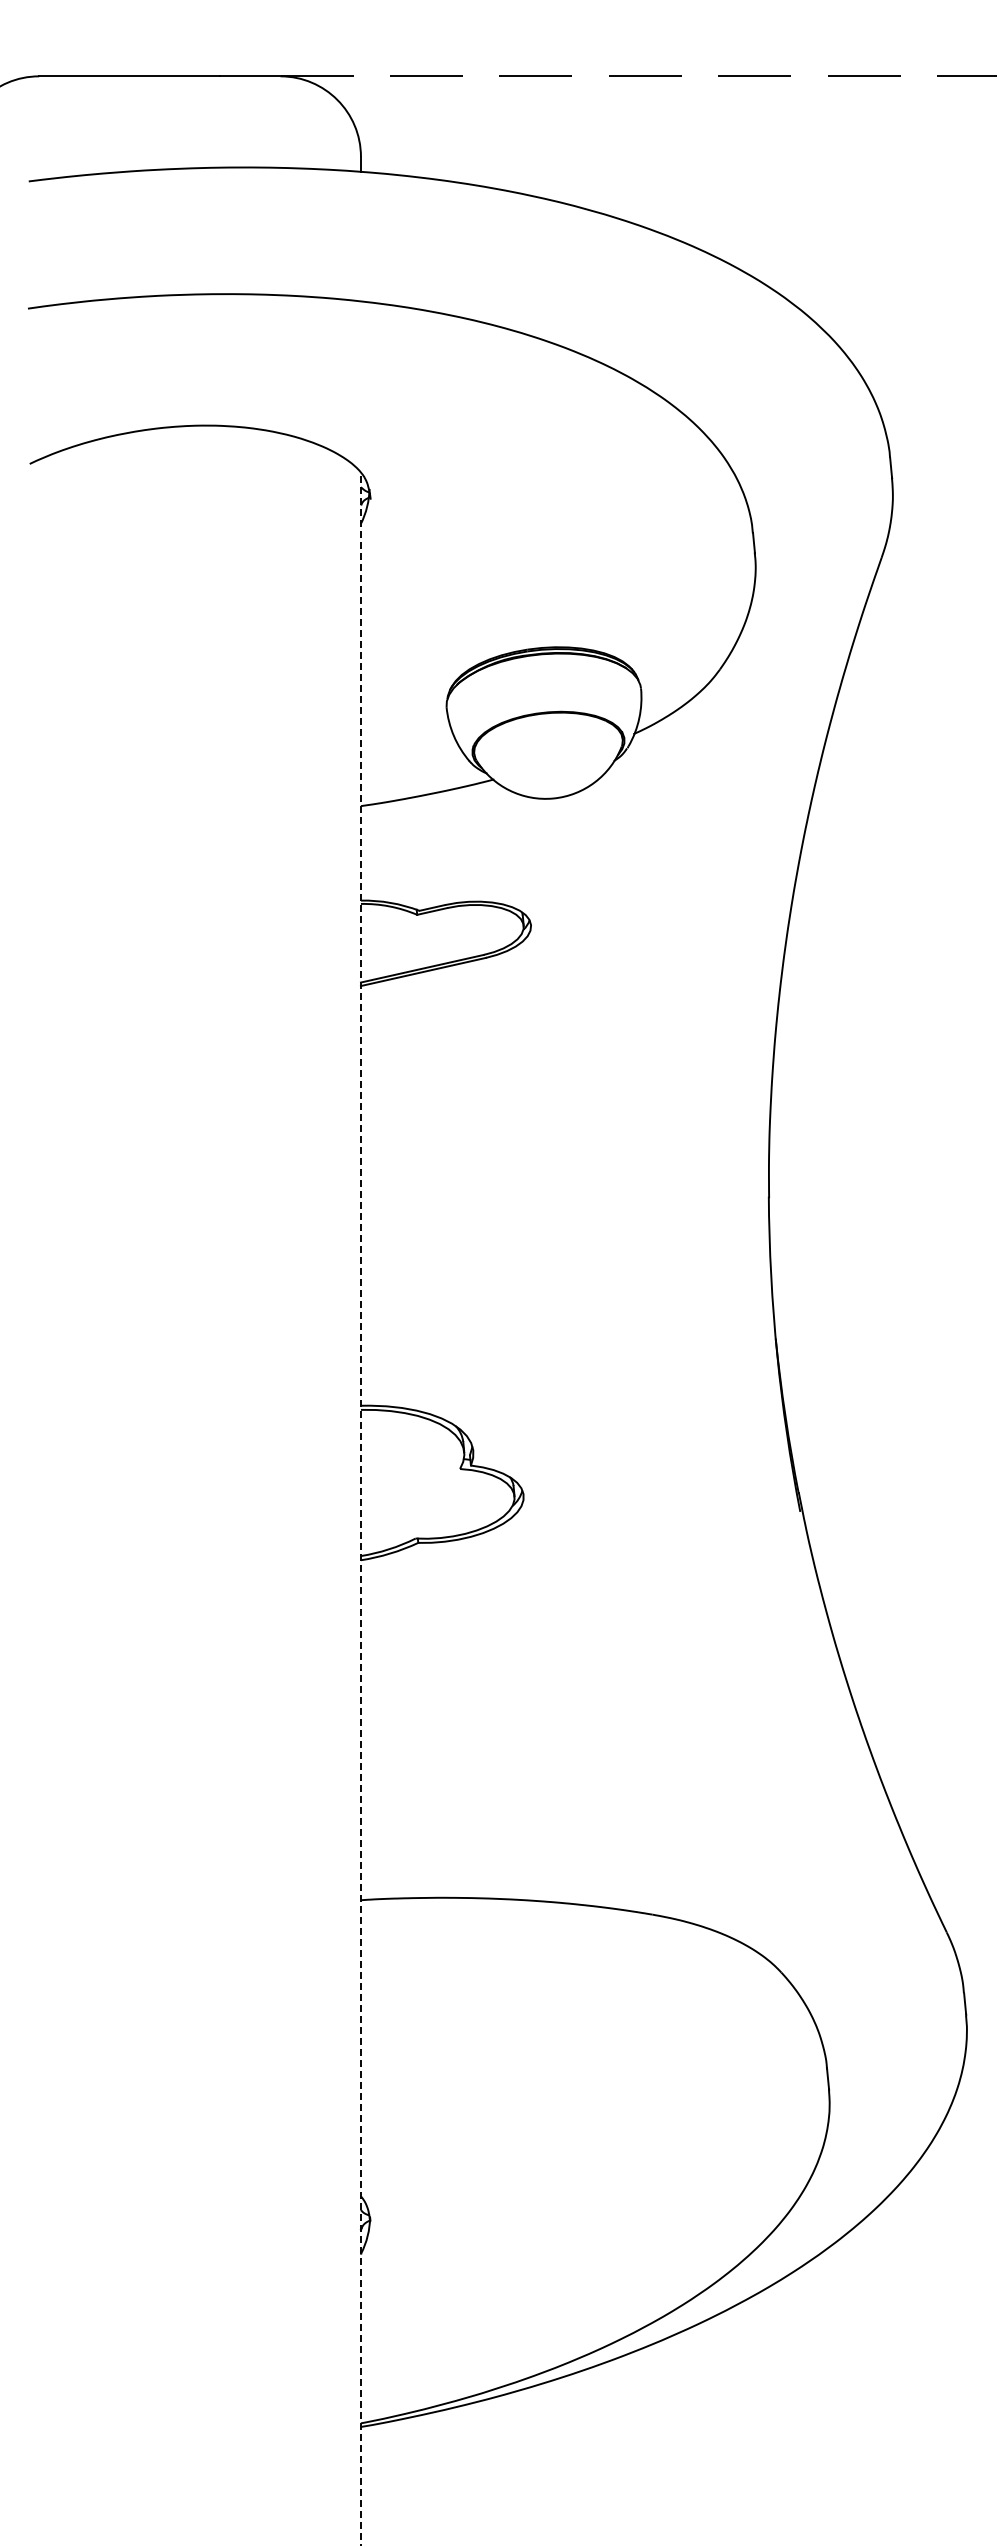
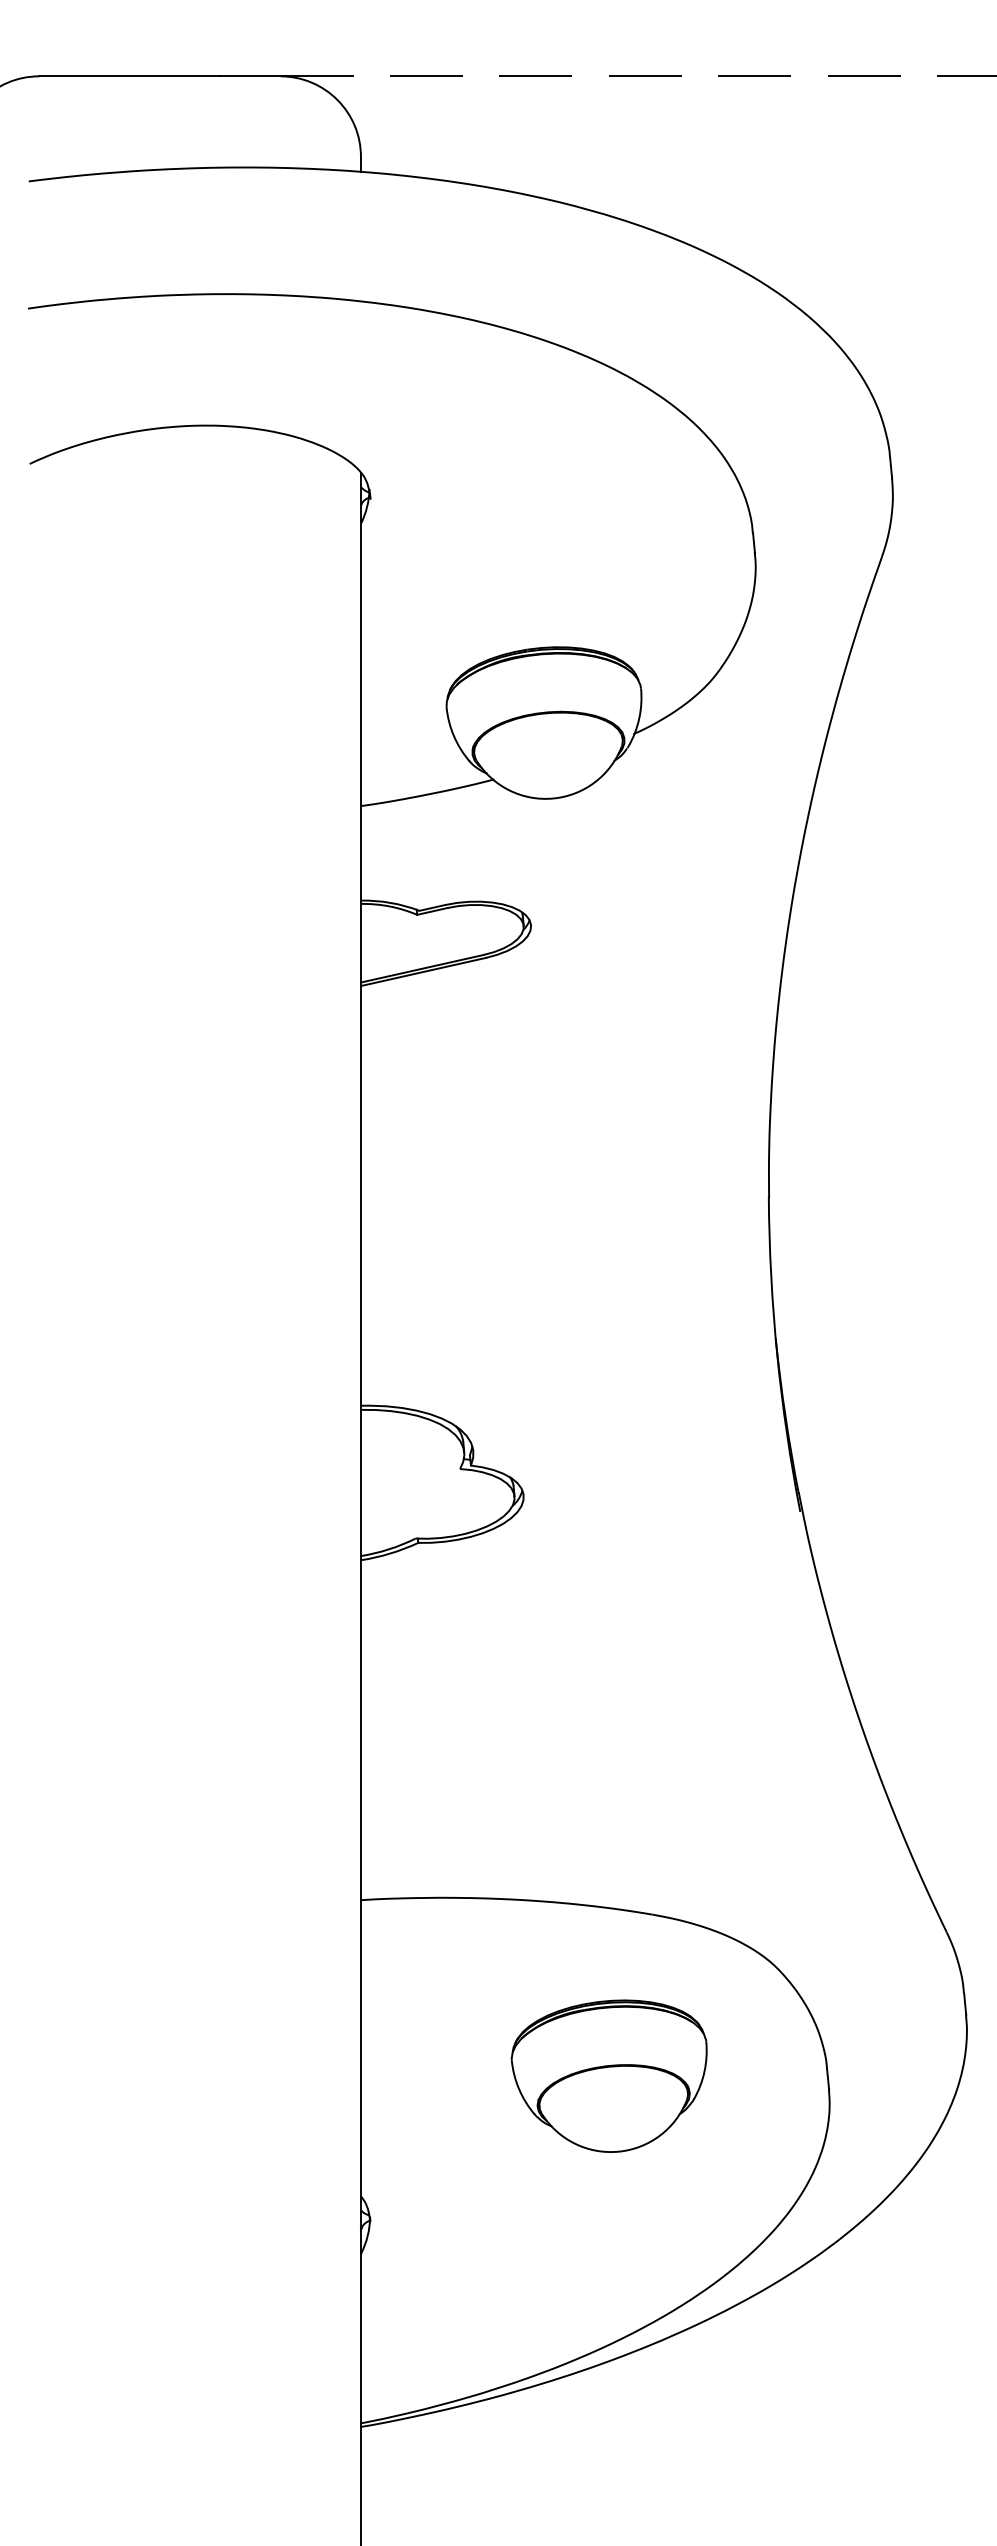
line: dashed -> solid (360, 1508)
part: none -> present (608, 2075)
